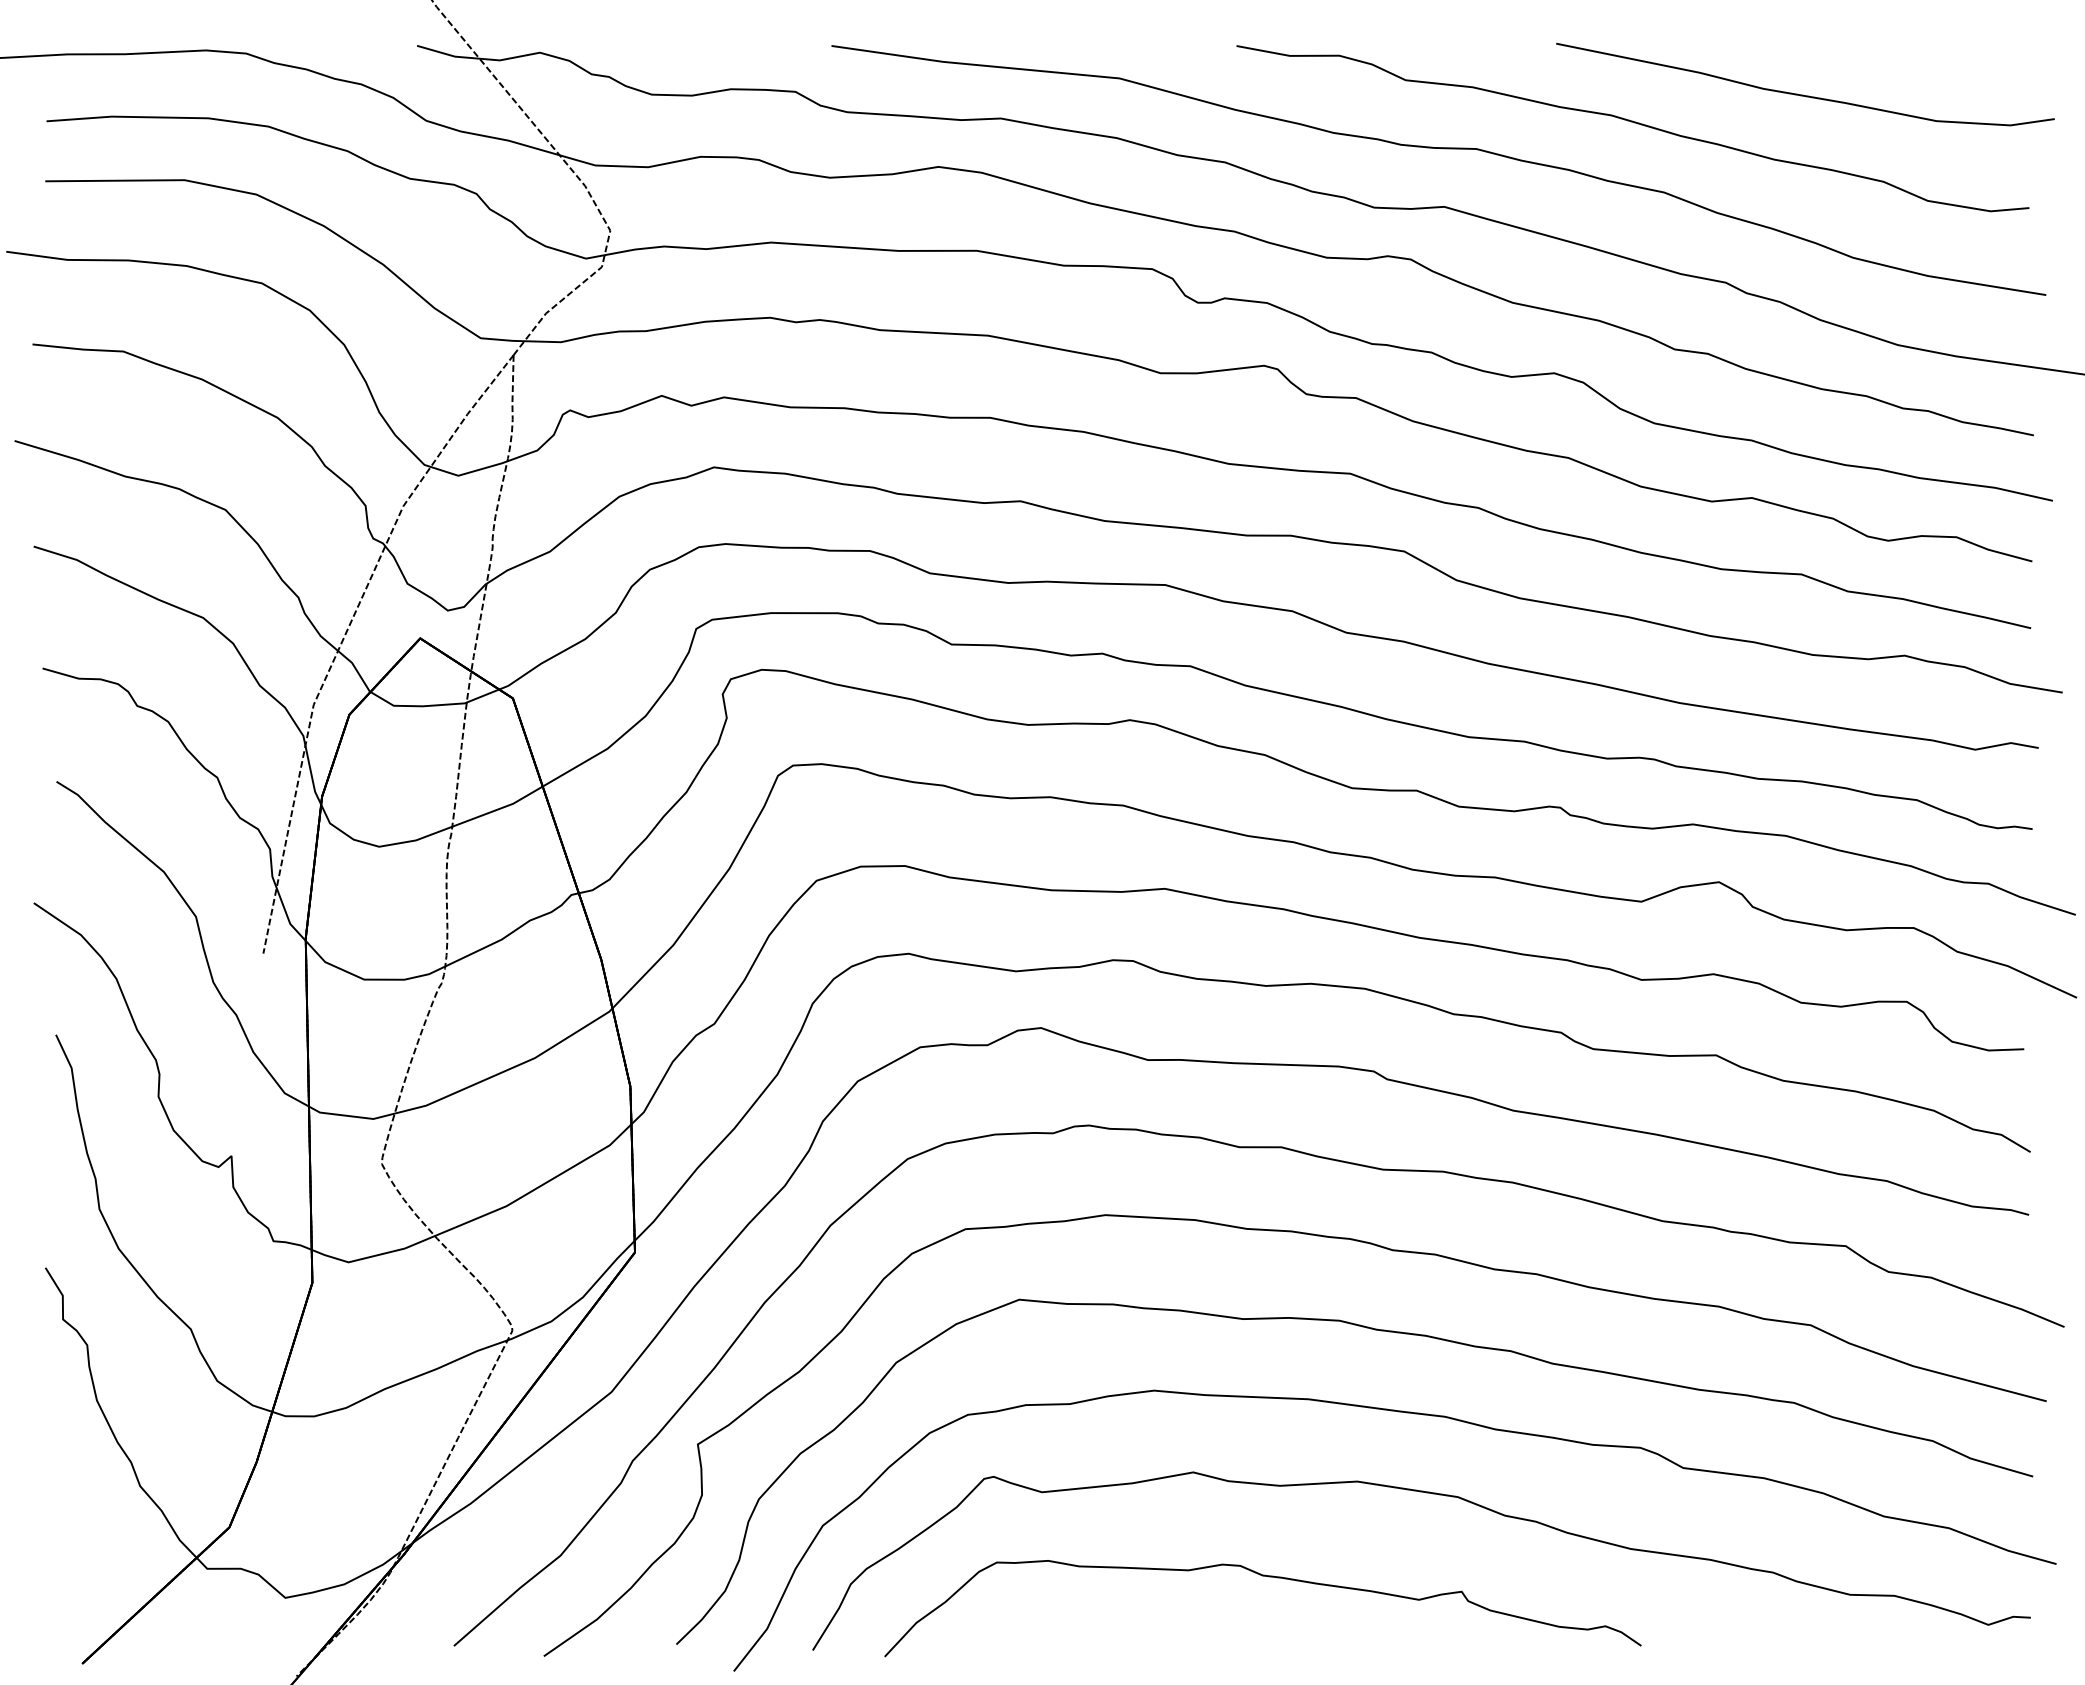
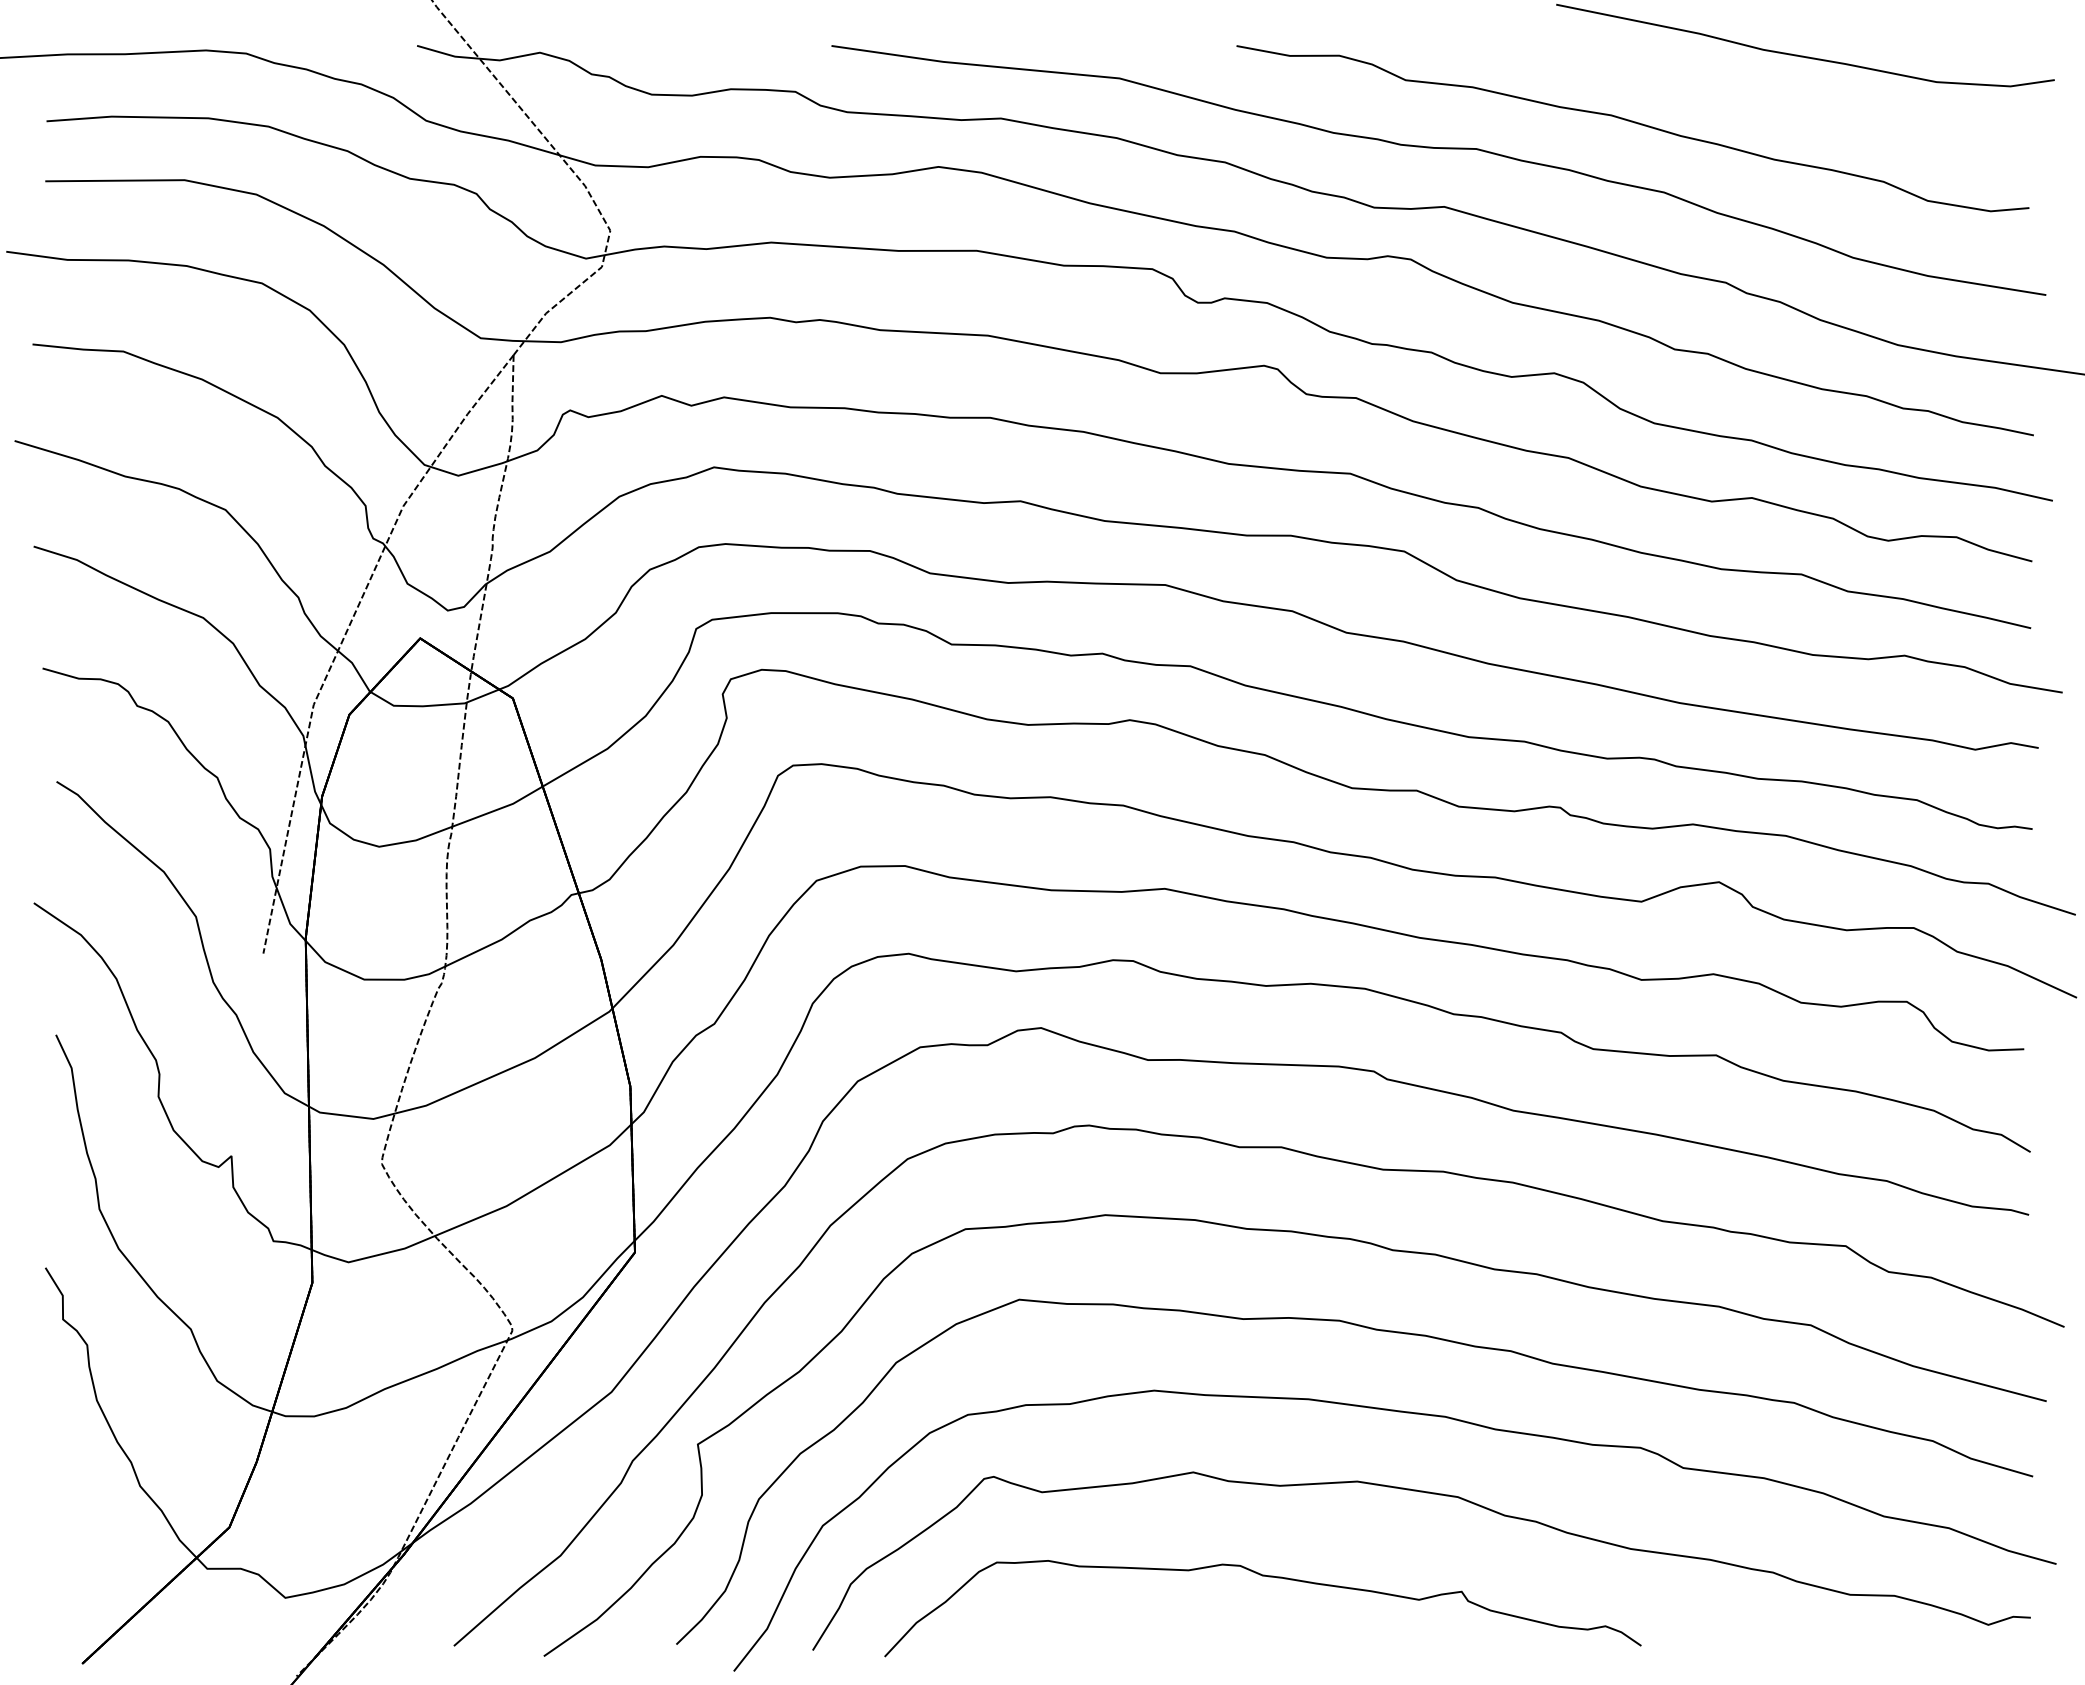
part position: (1803, 94) -> (1803, 55) (1803, 55)
